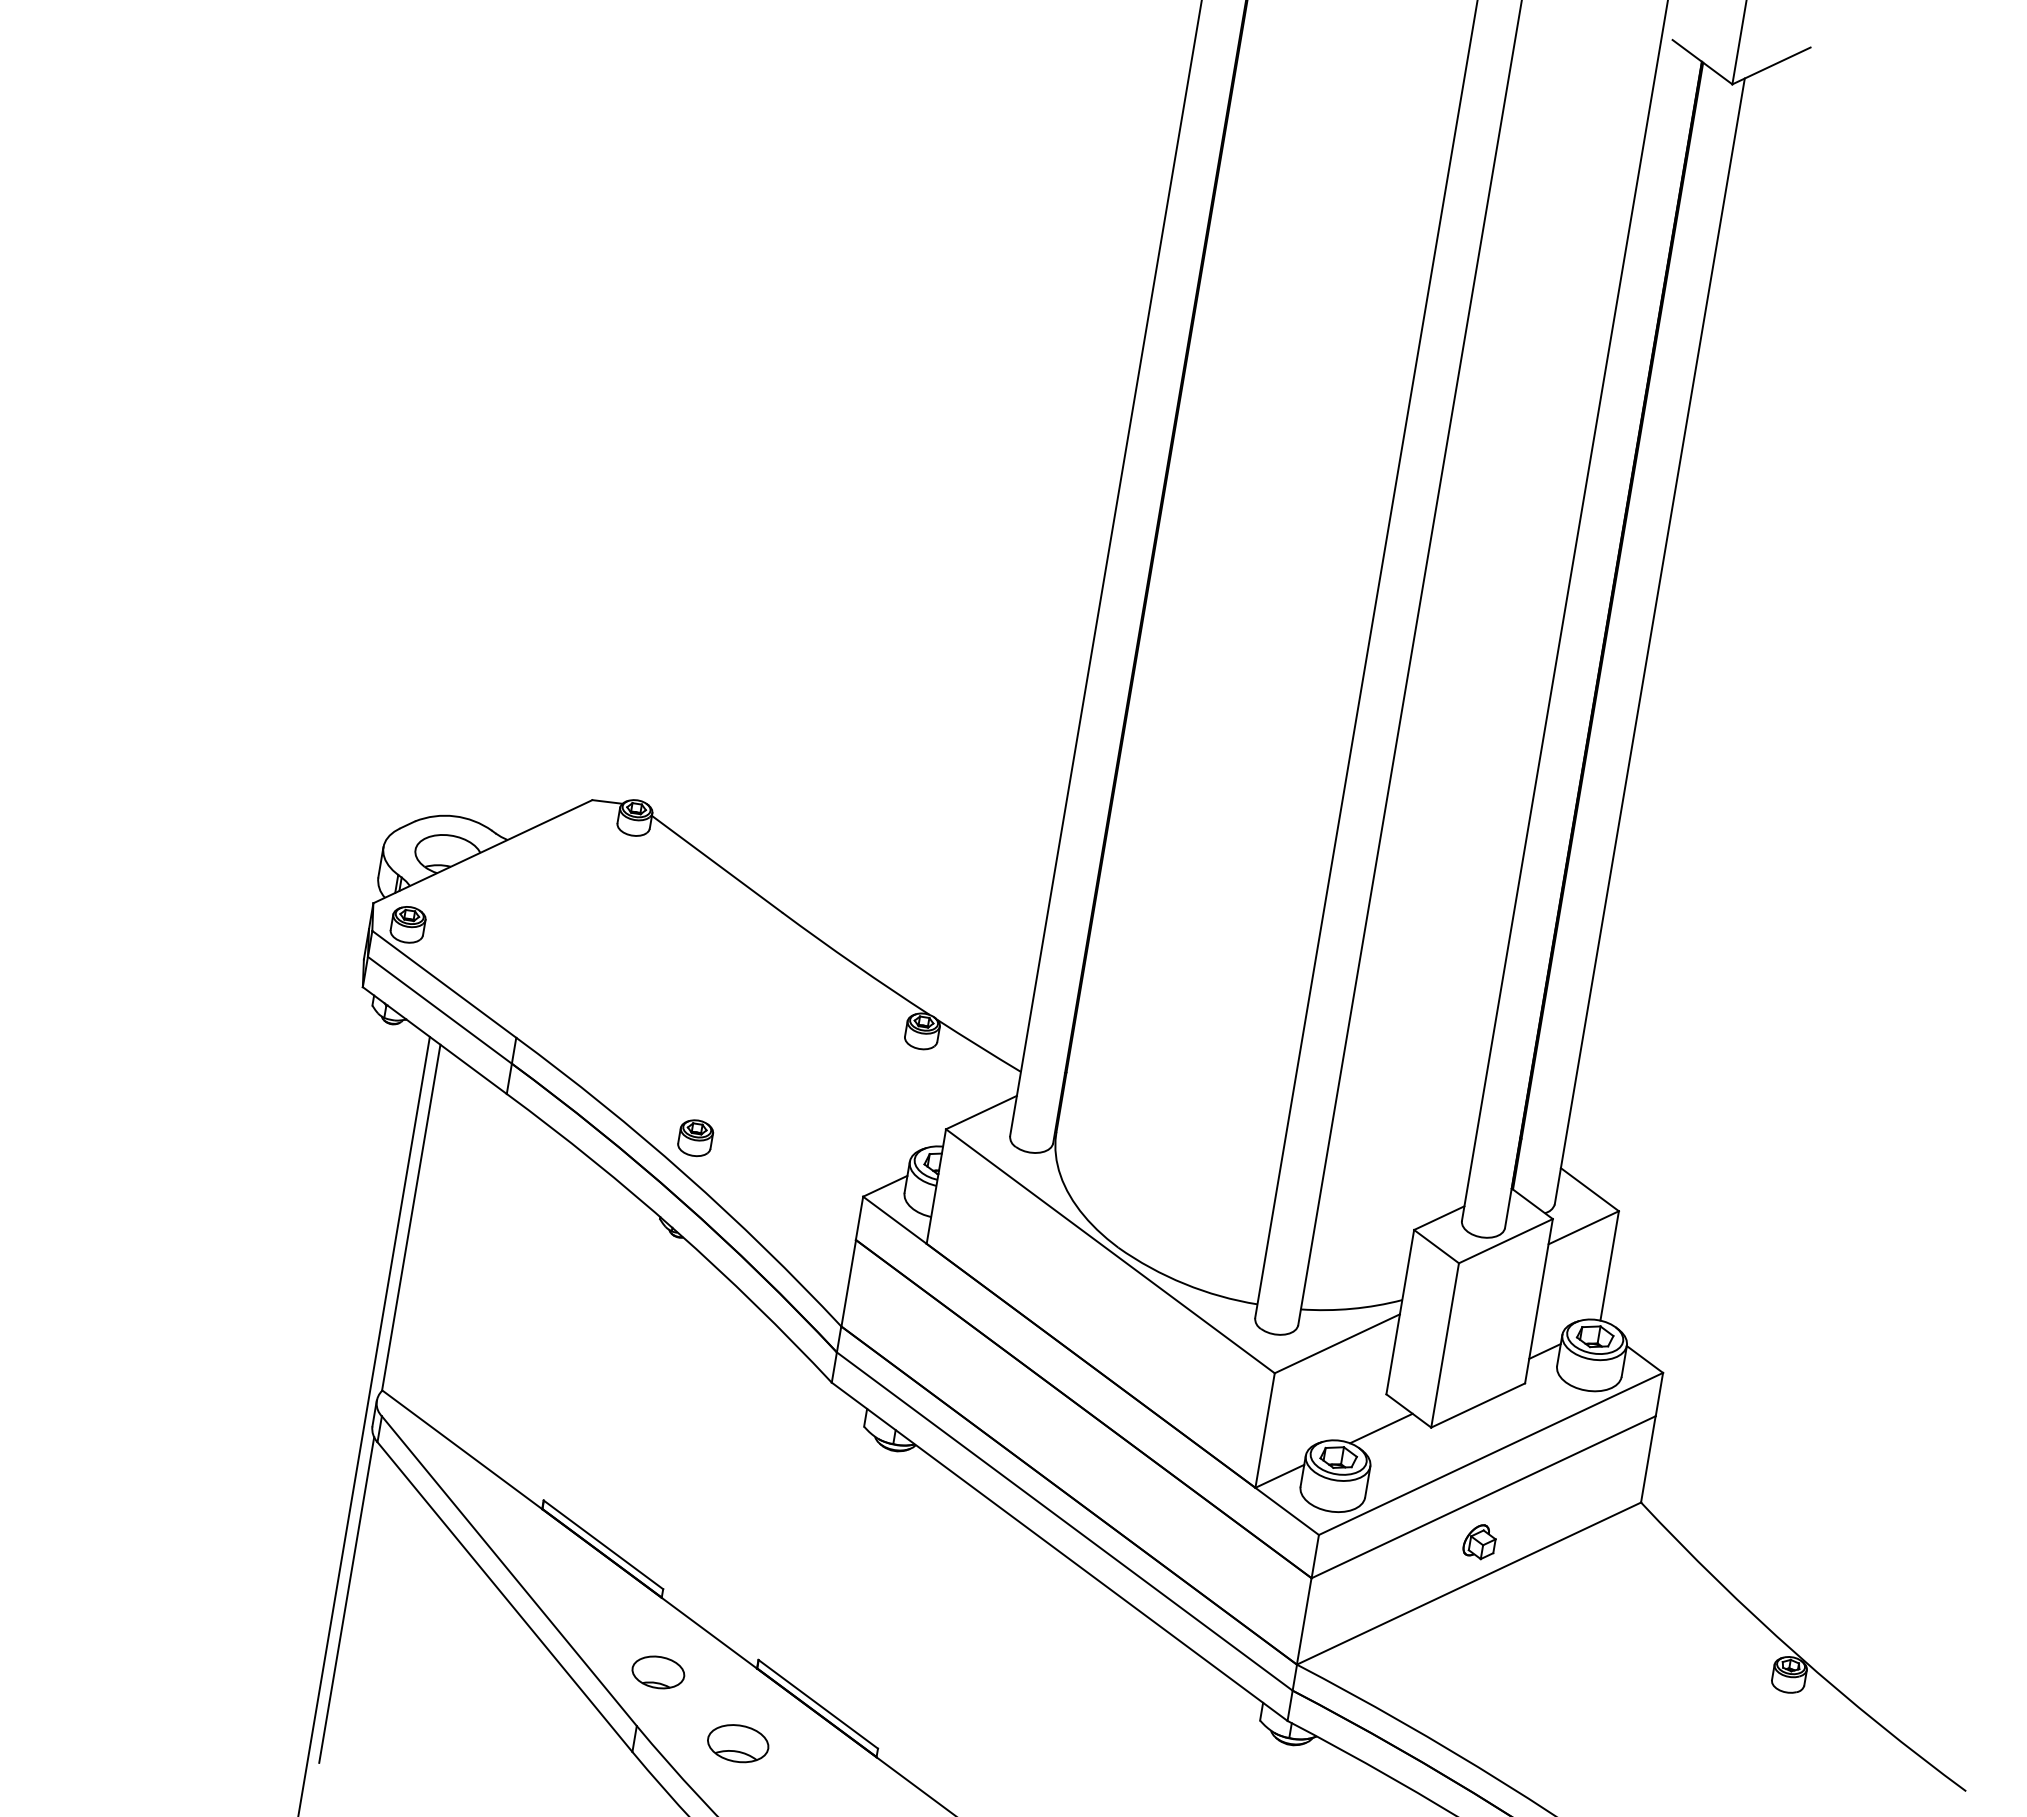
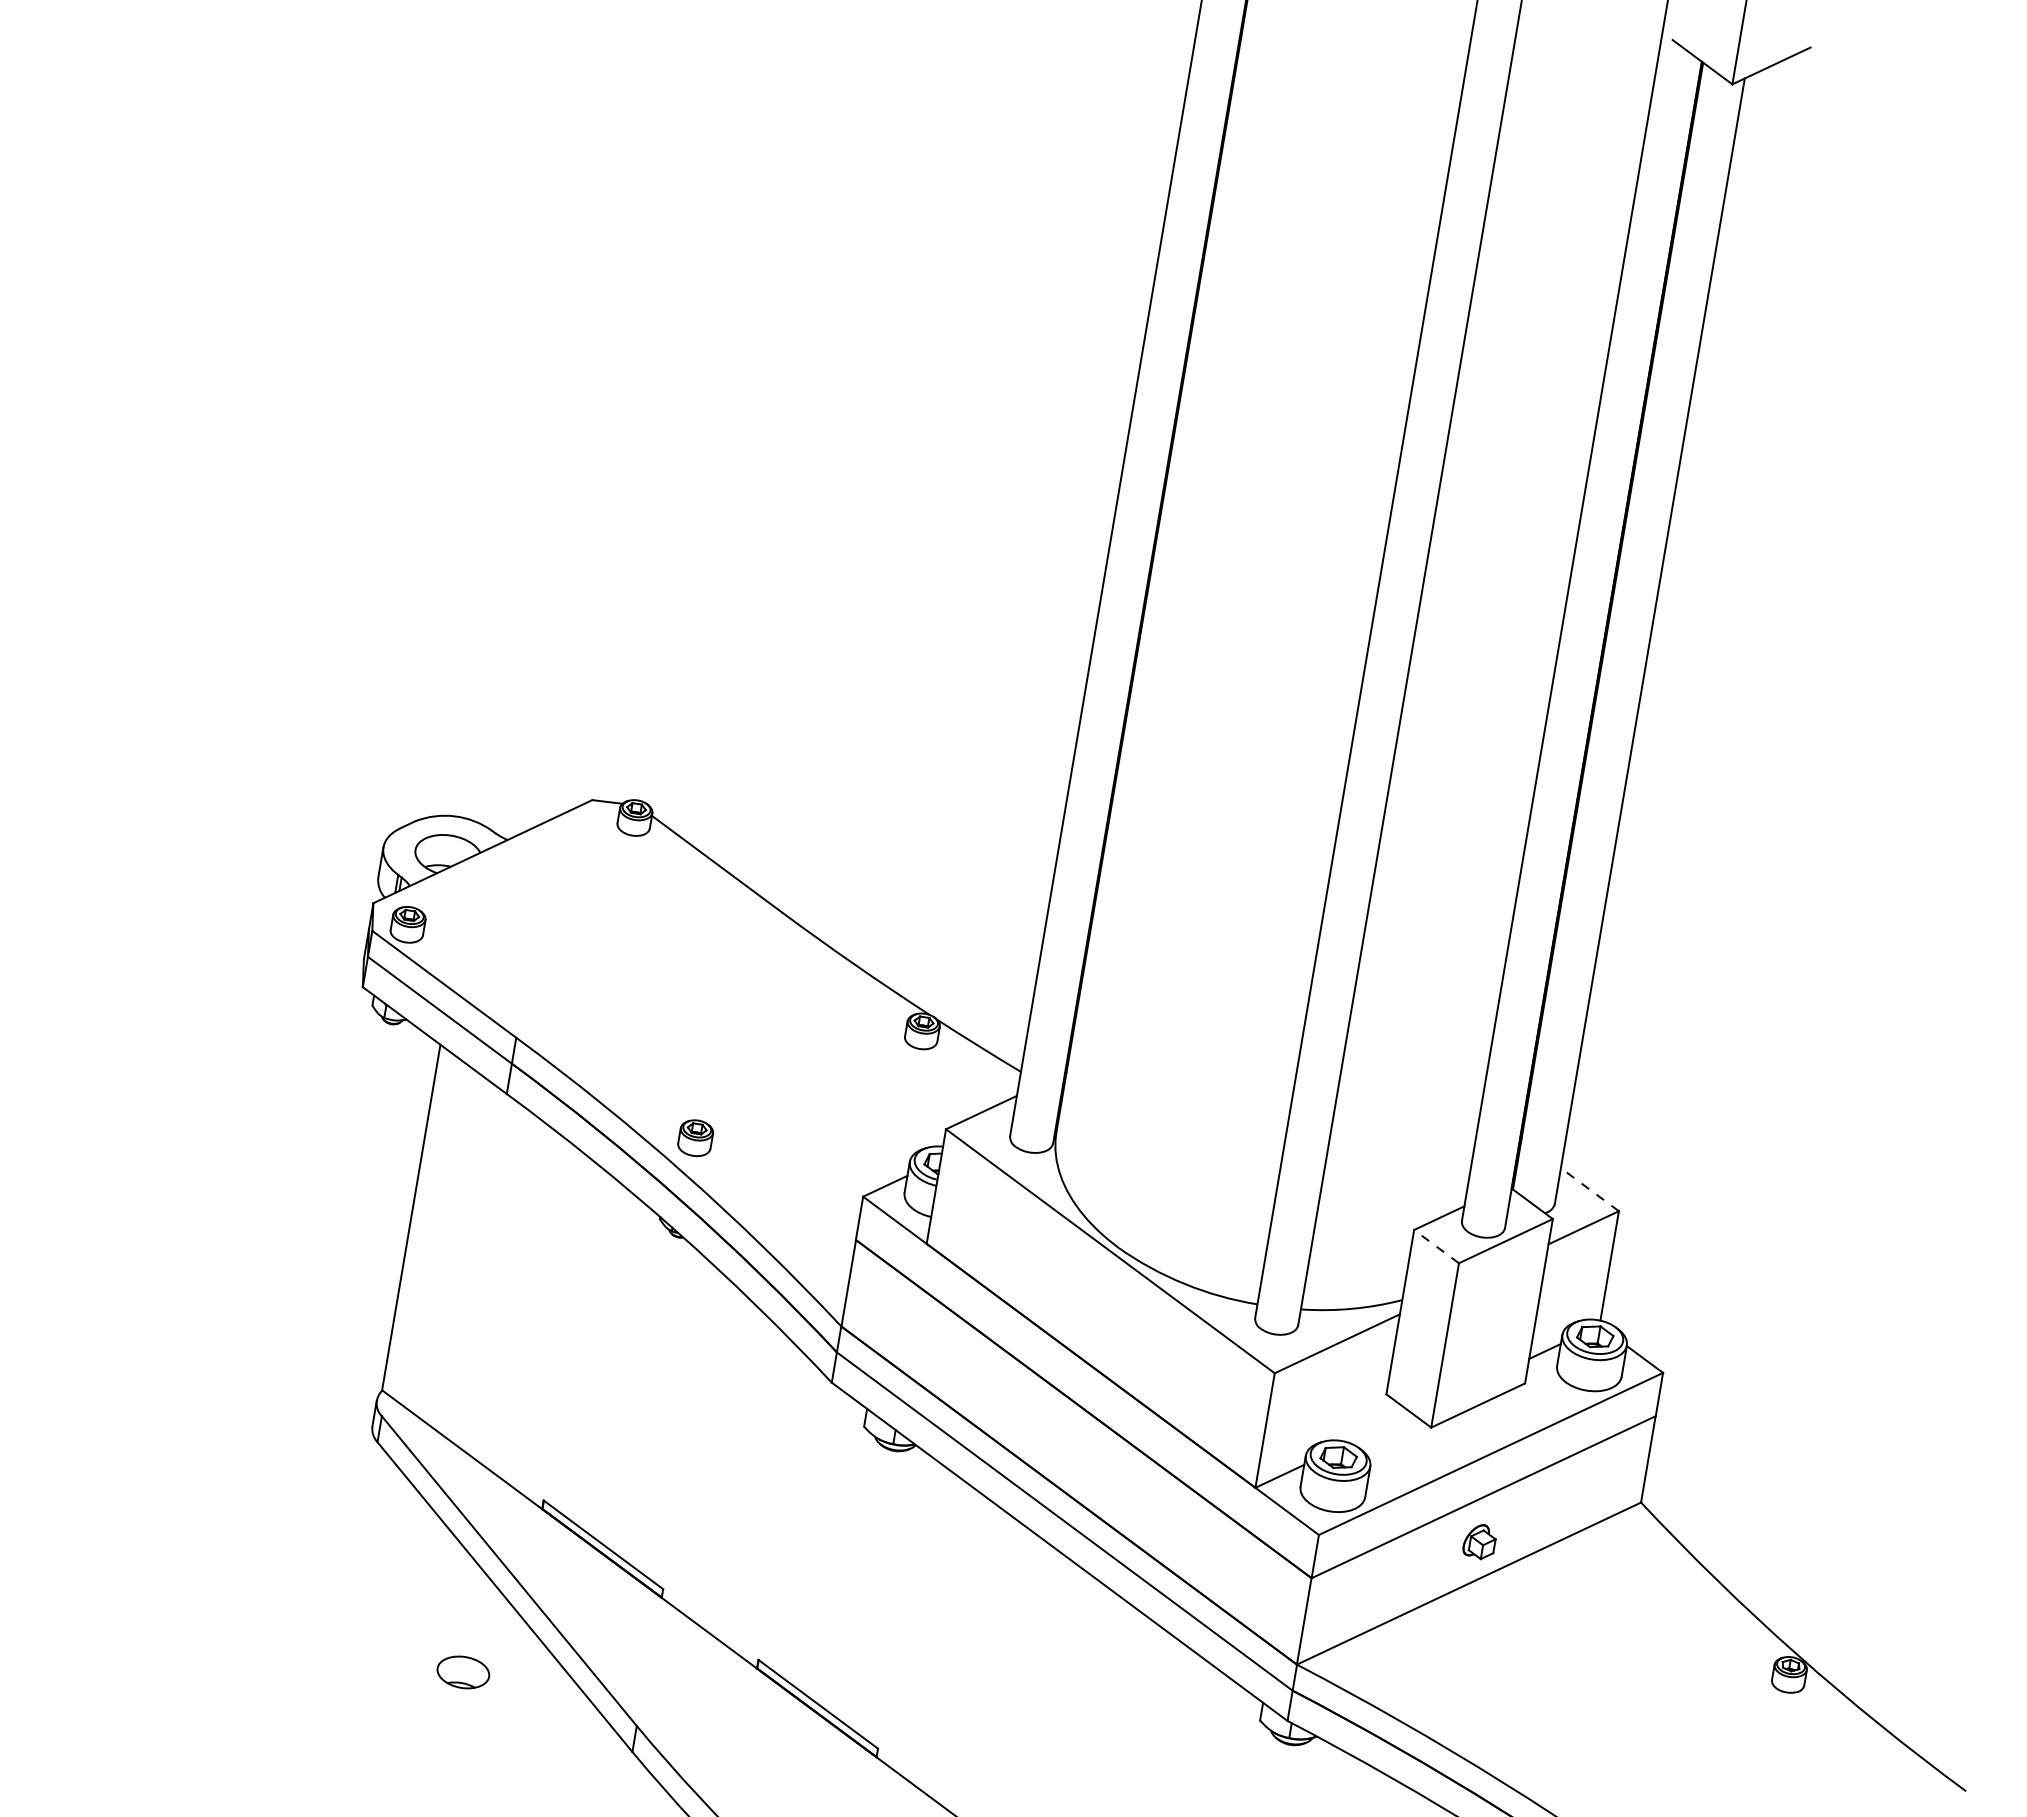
line: solid -> dashed (1589, 1189)
line: solid -> dashed (1436, 1246)
line: present -> none (363, 1424)
line: present -> none (1381, 1428)
line: present -> none (346, 1599)
part position: (658, 1672) -> (463, 1672) (463, 1672)
part: present -> none (738, 1743)
